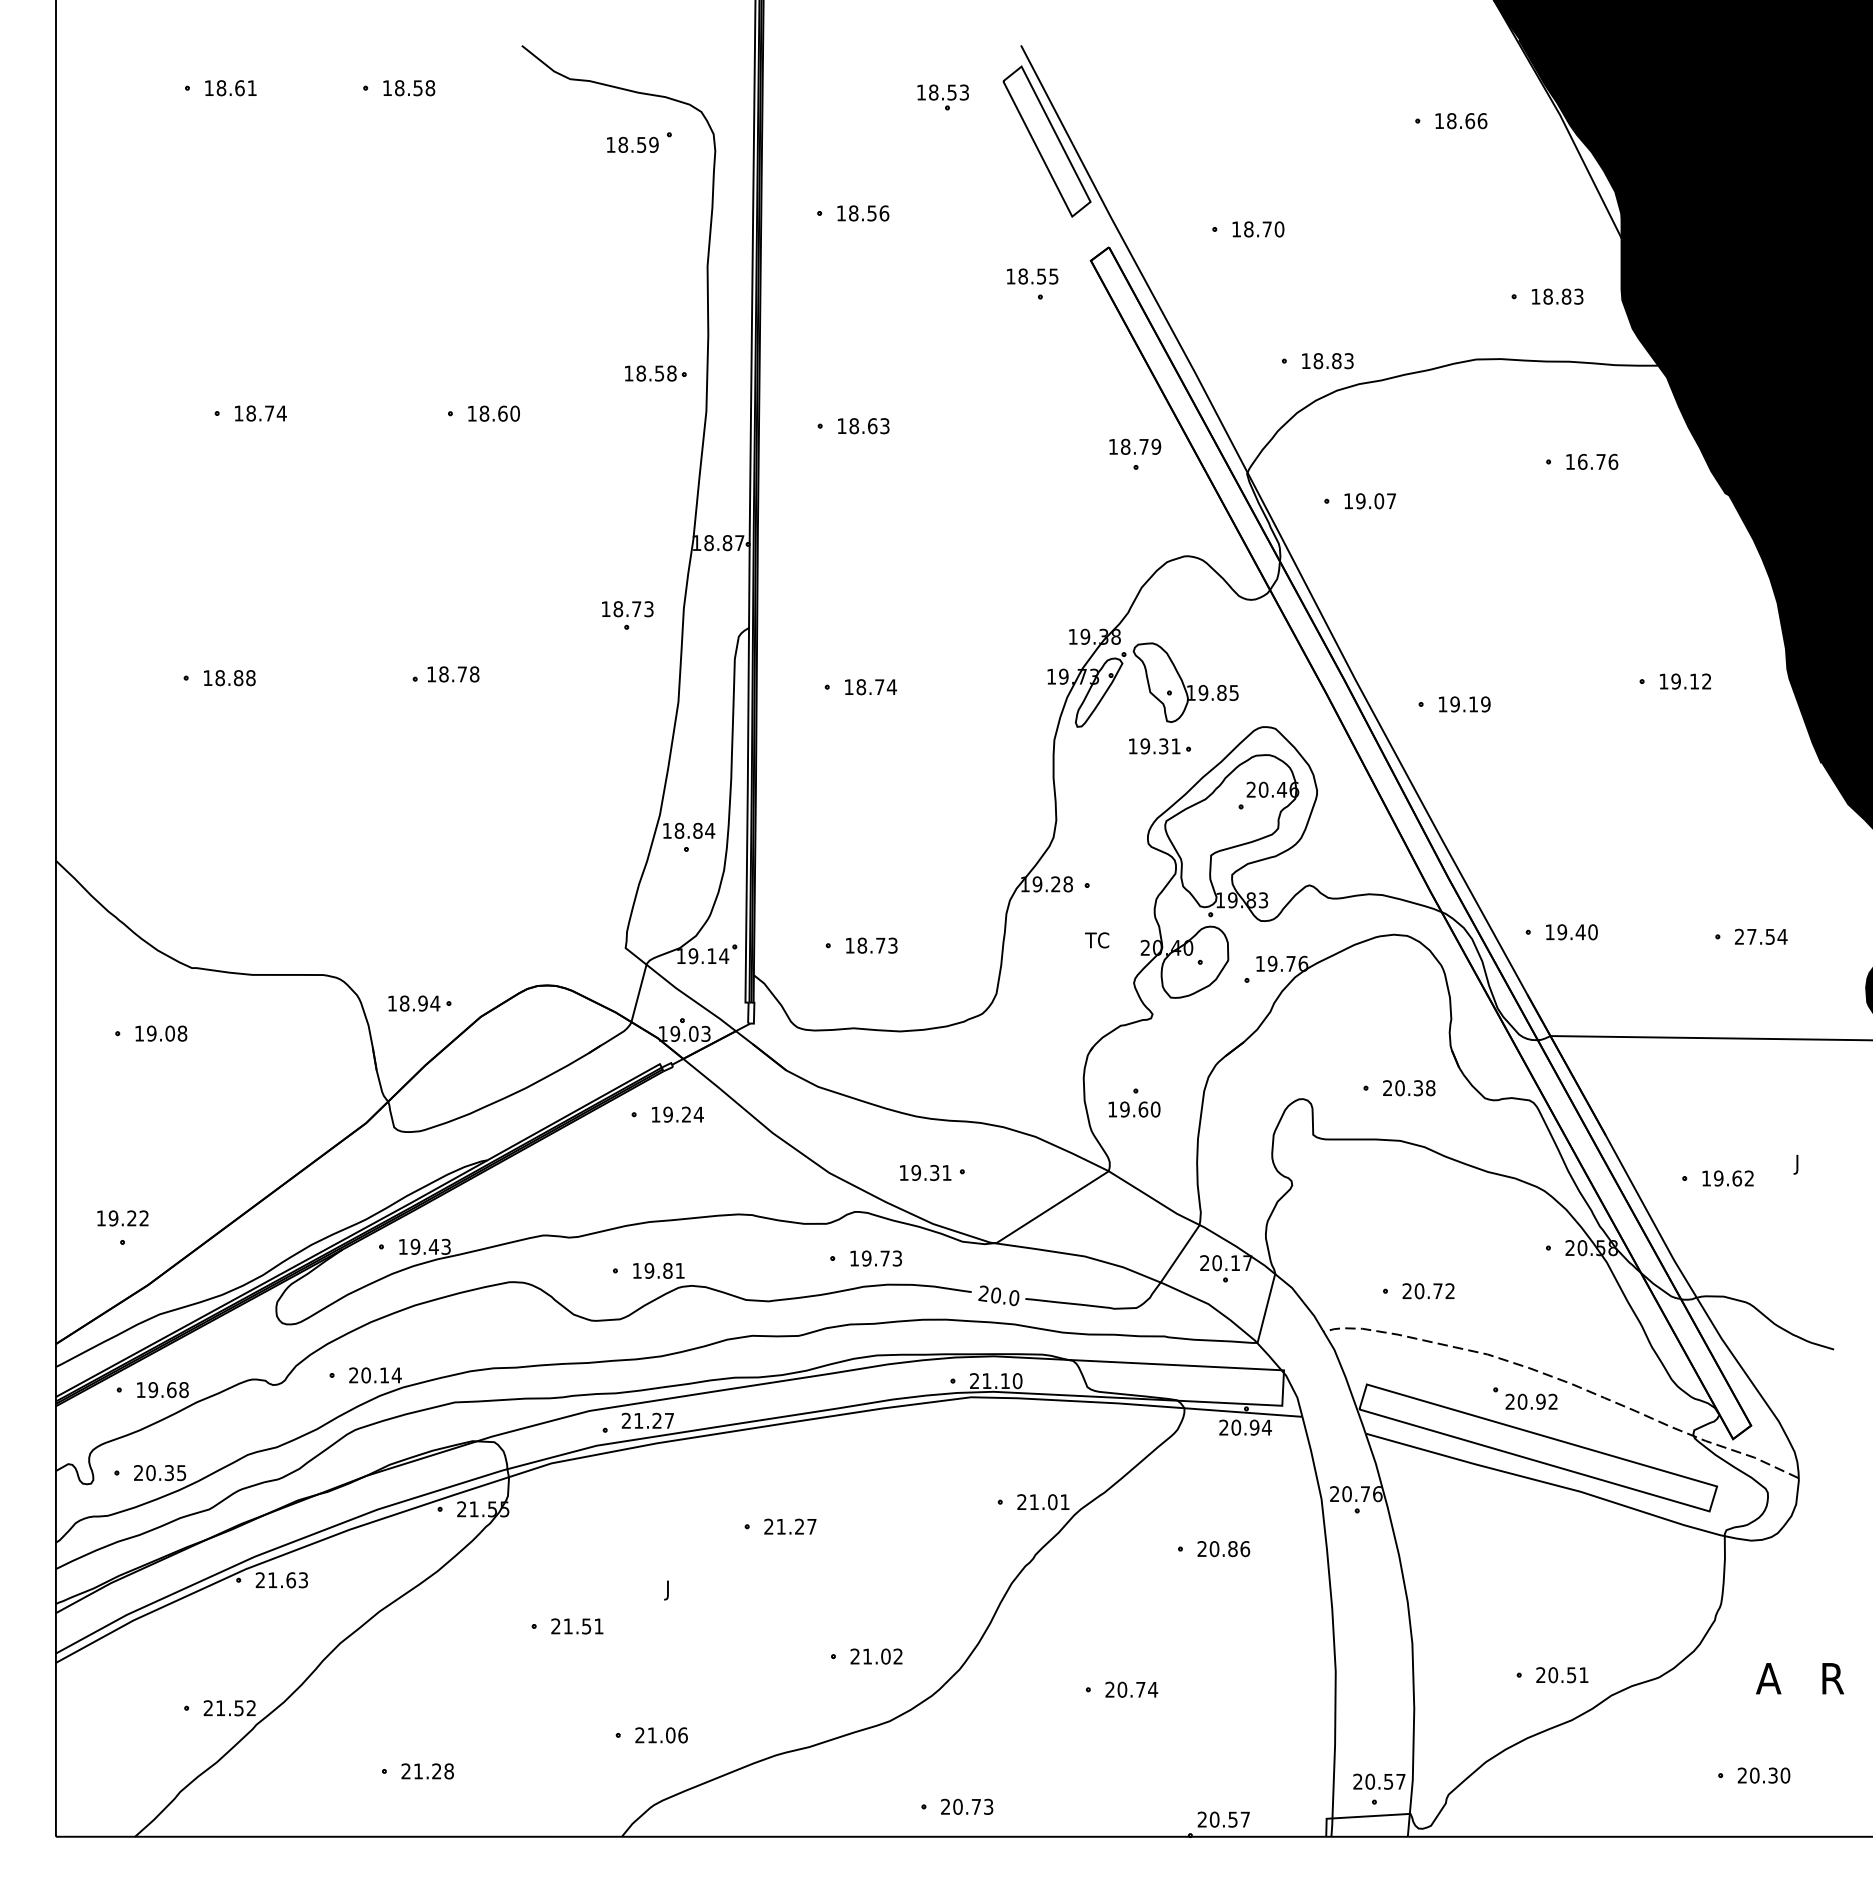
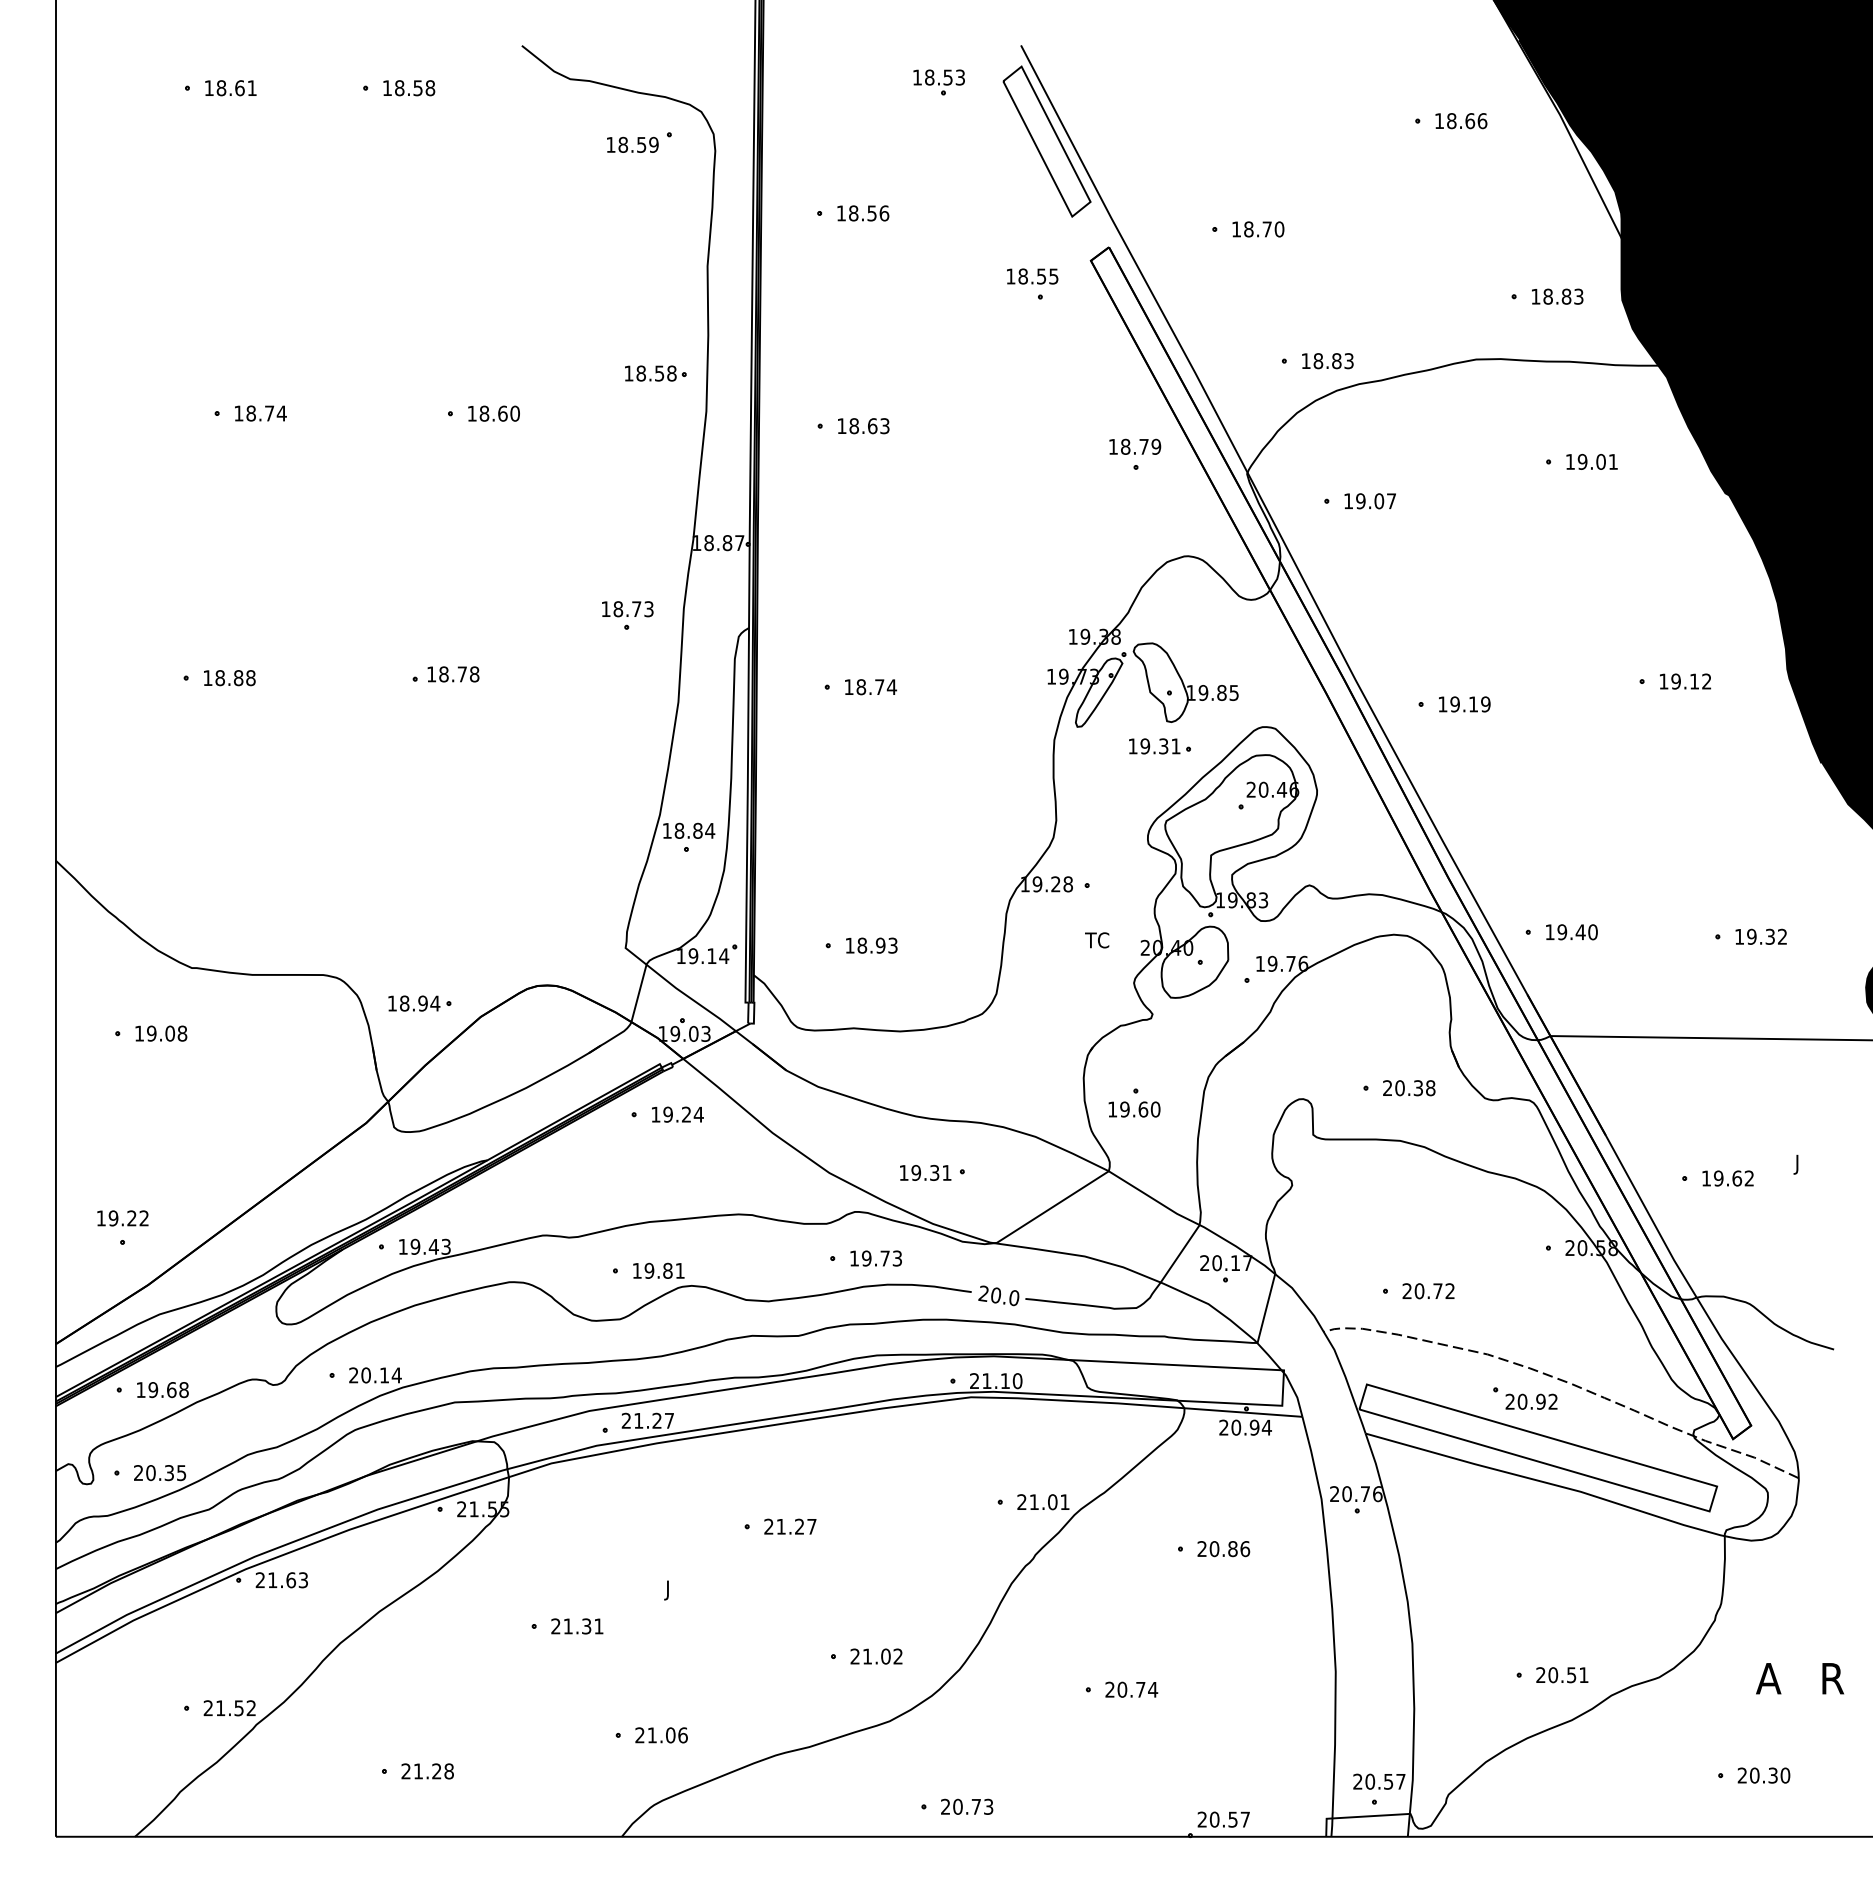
part position: (942, 97) -> (938, 82) (938, 82)
text: 16.76 -> 19.01 (1597, 461)
text: 27.54 -> 19.32 (1761, 936)
text: 18.73 -> 18.93 (880, 945)
text: 21.51 -> 21.31 (586, 1625)
